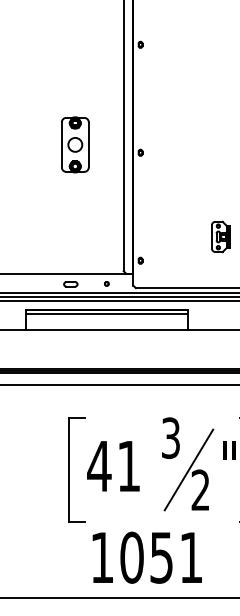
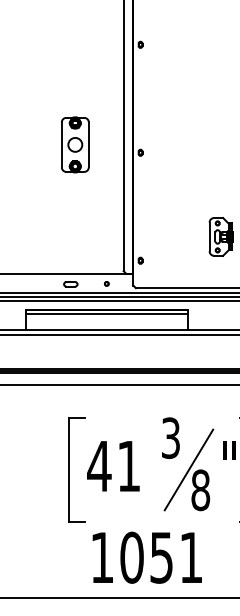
part size: 20x34 px -> 26x40 px (220, 236)
line: none -> present (119, 334)
text: 2 -> 8 (200, 490)
